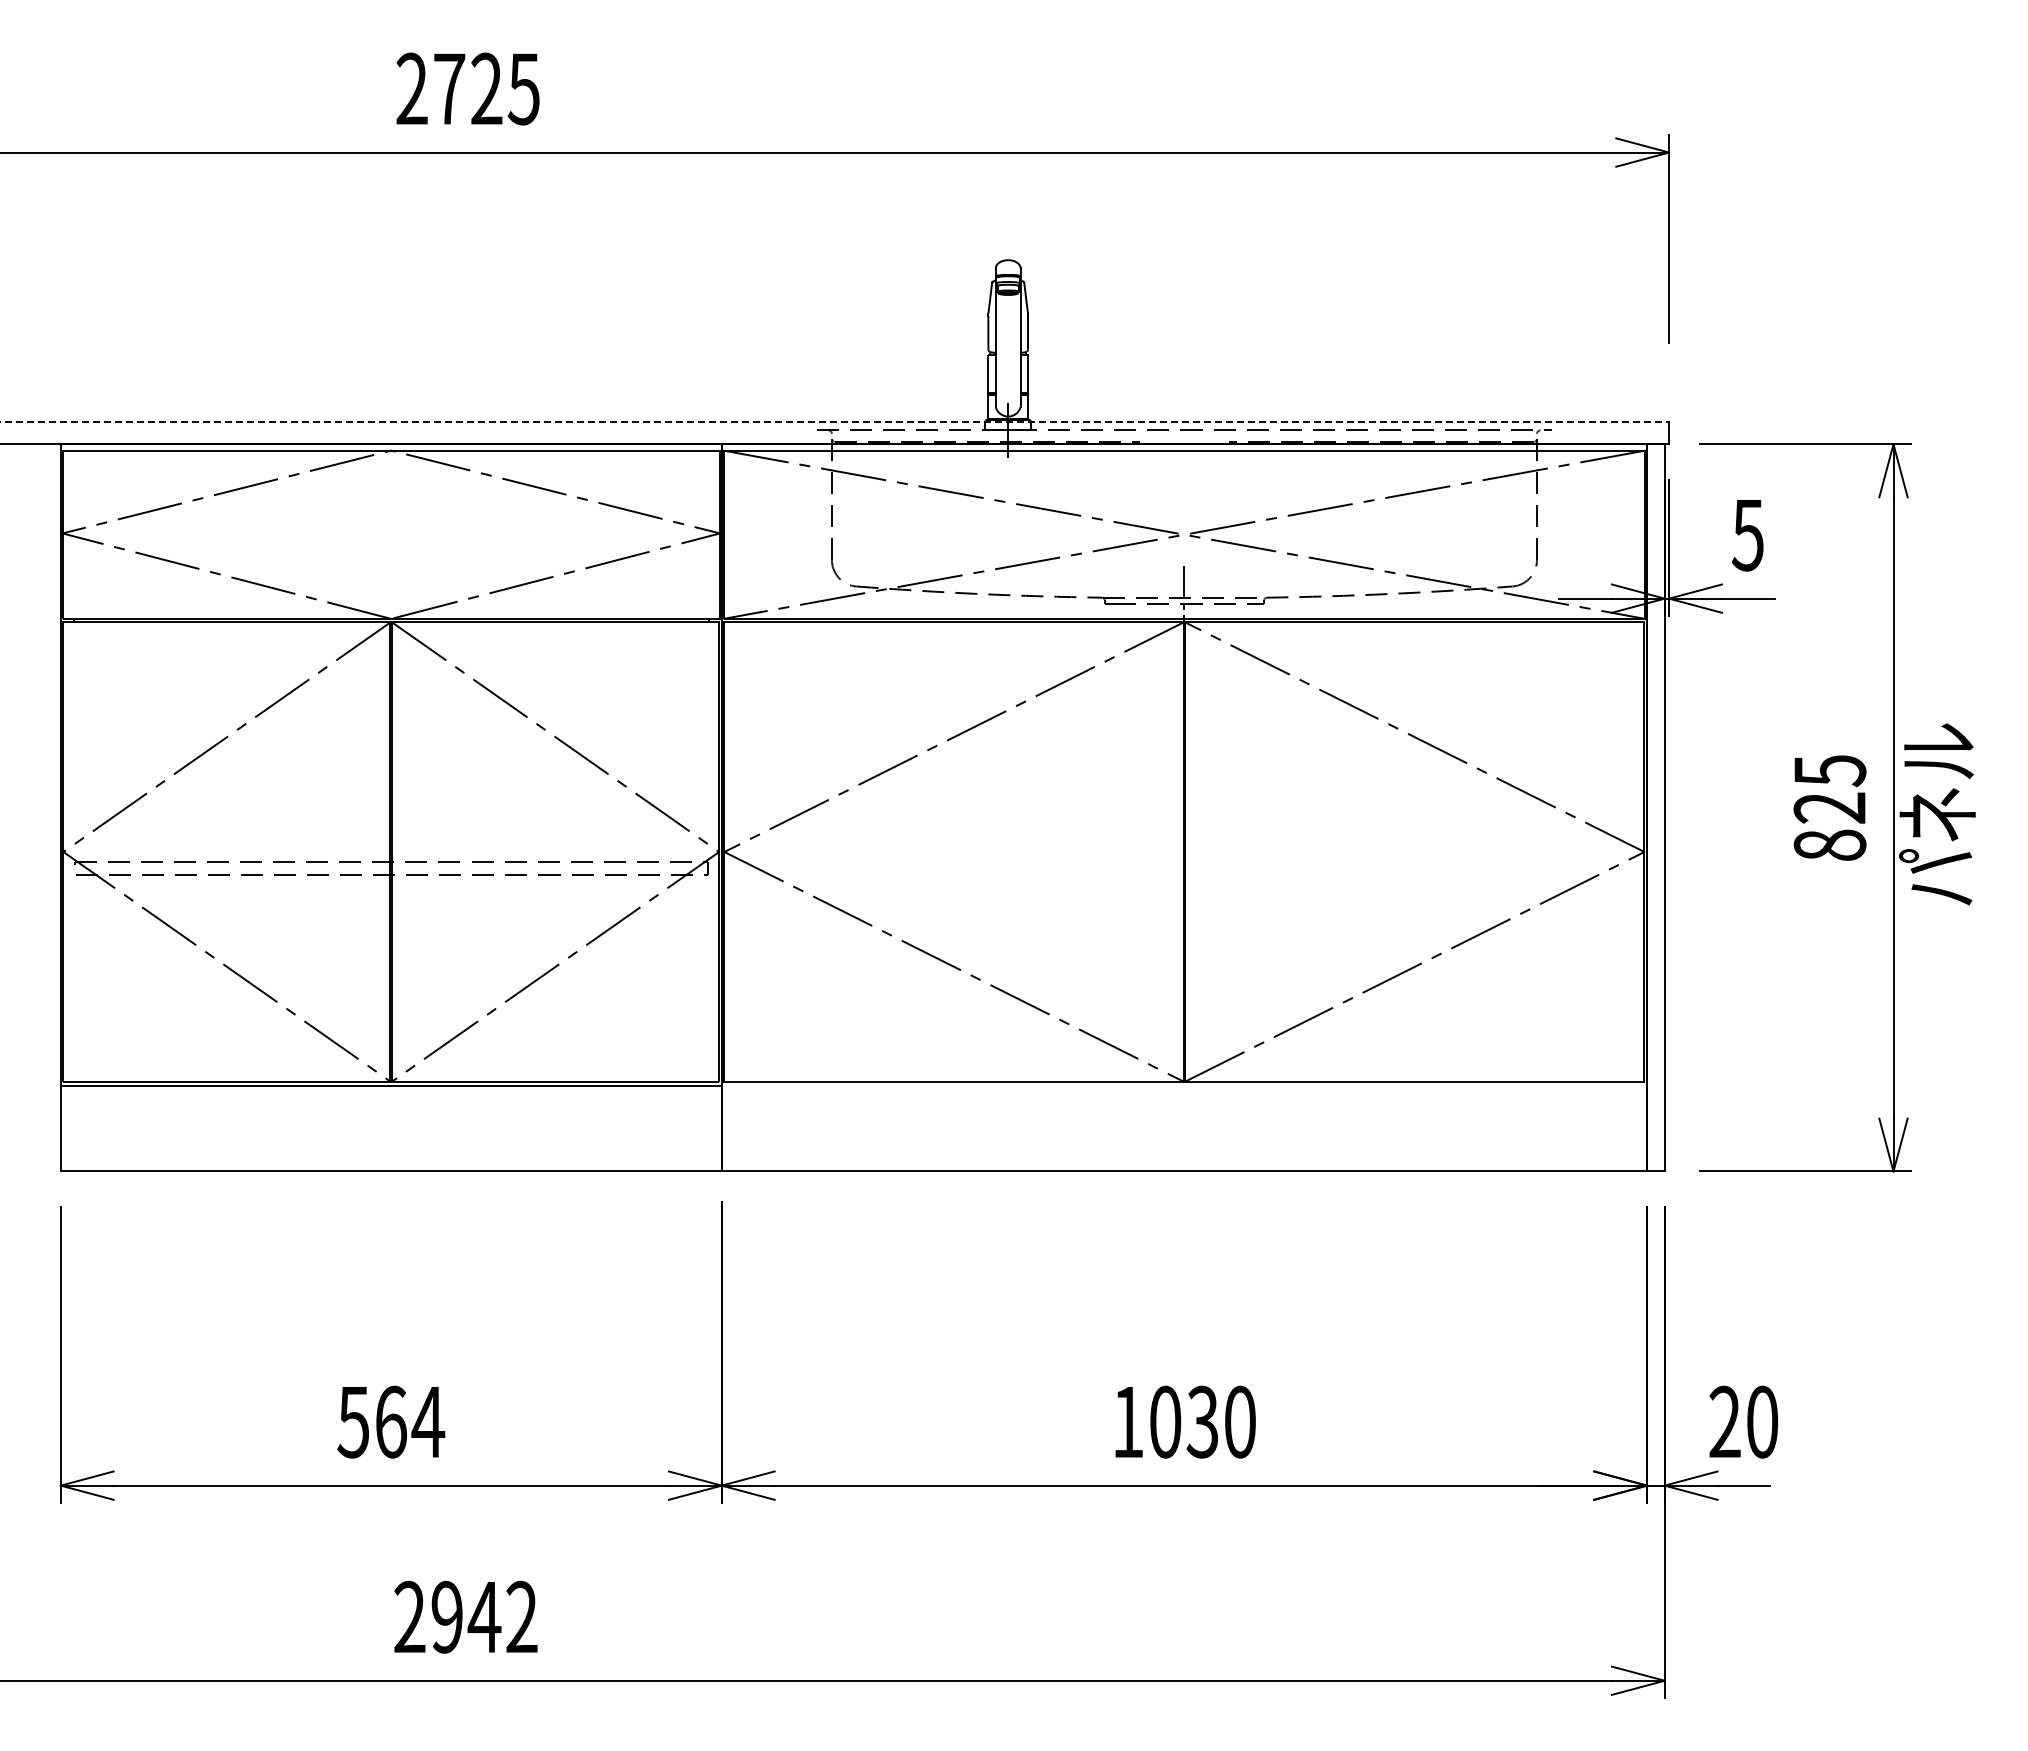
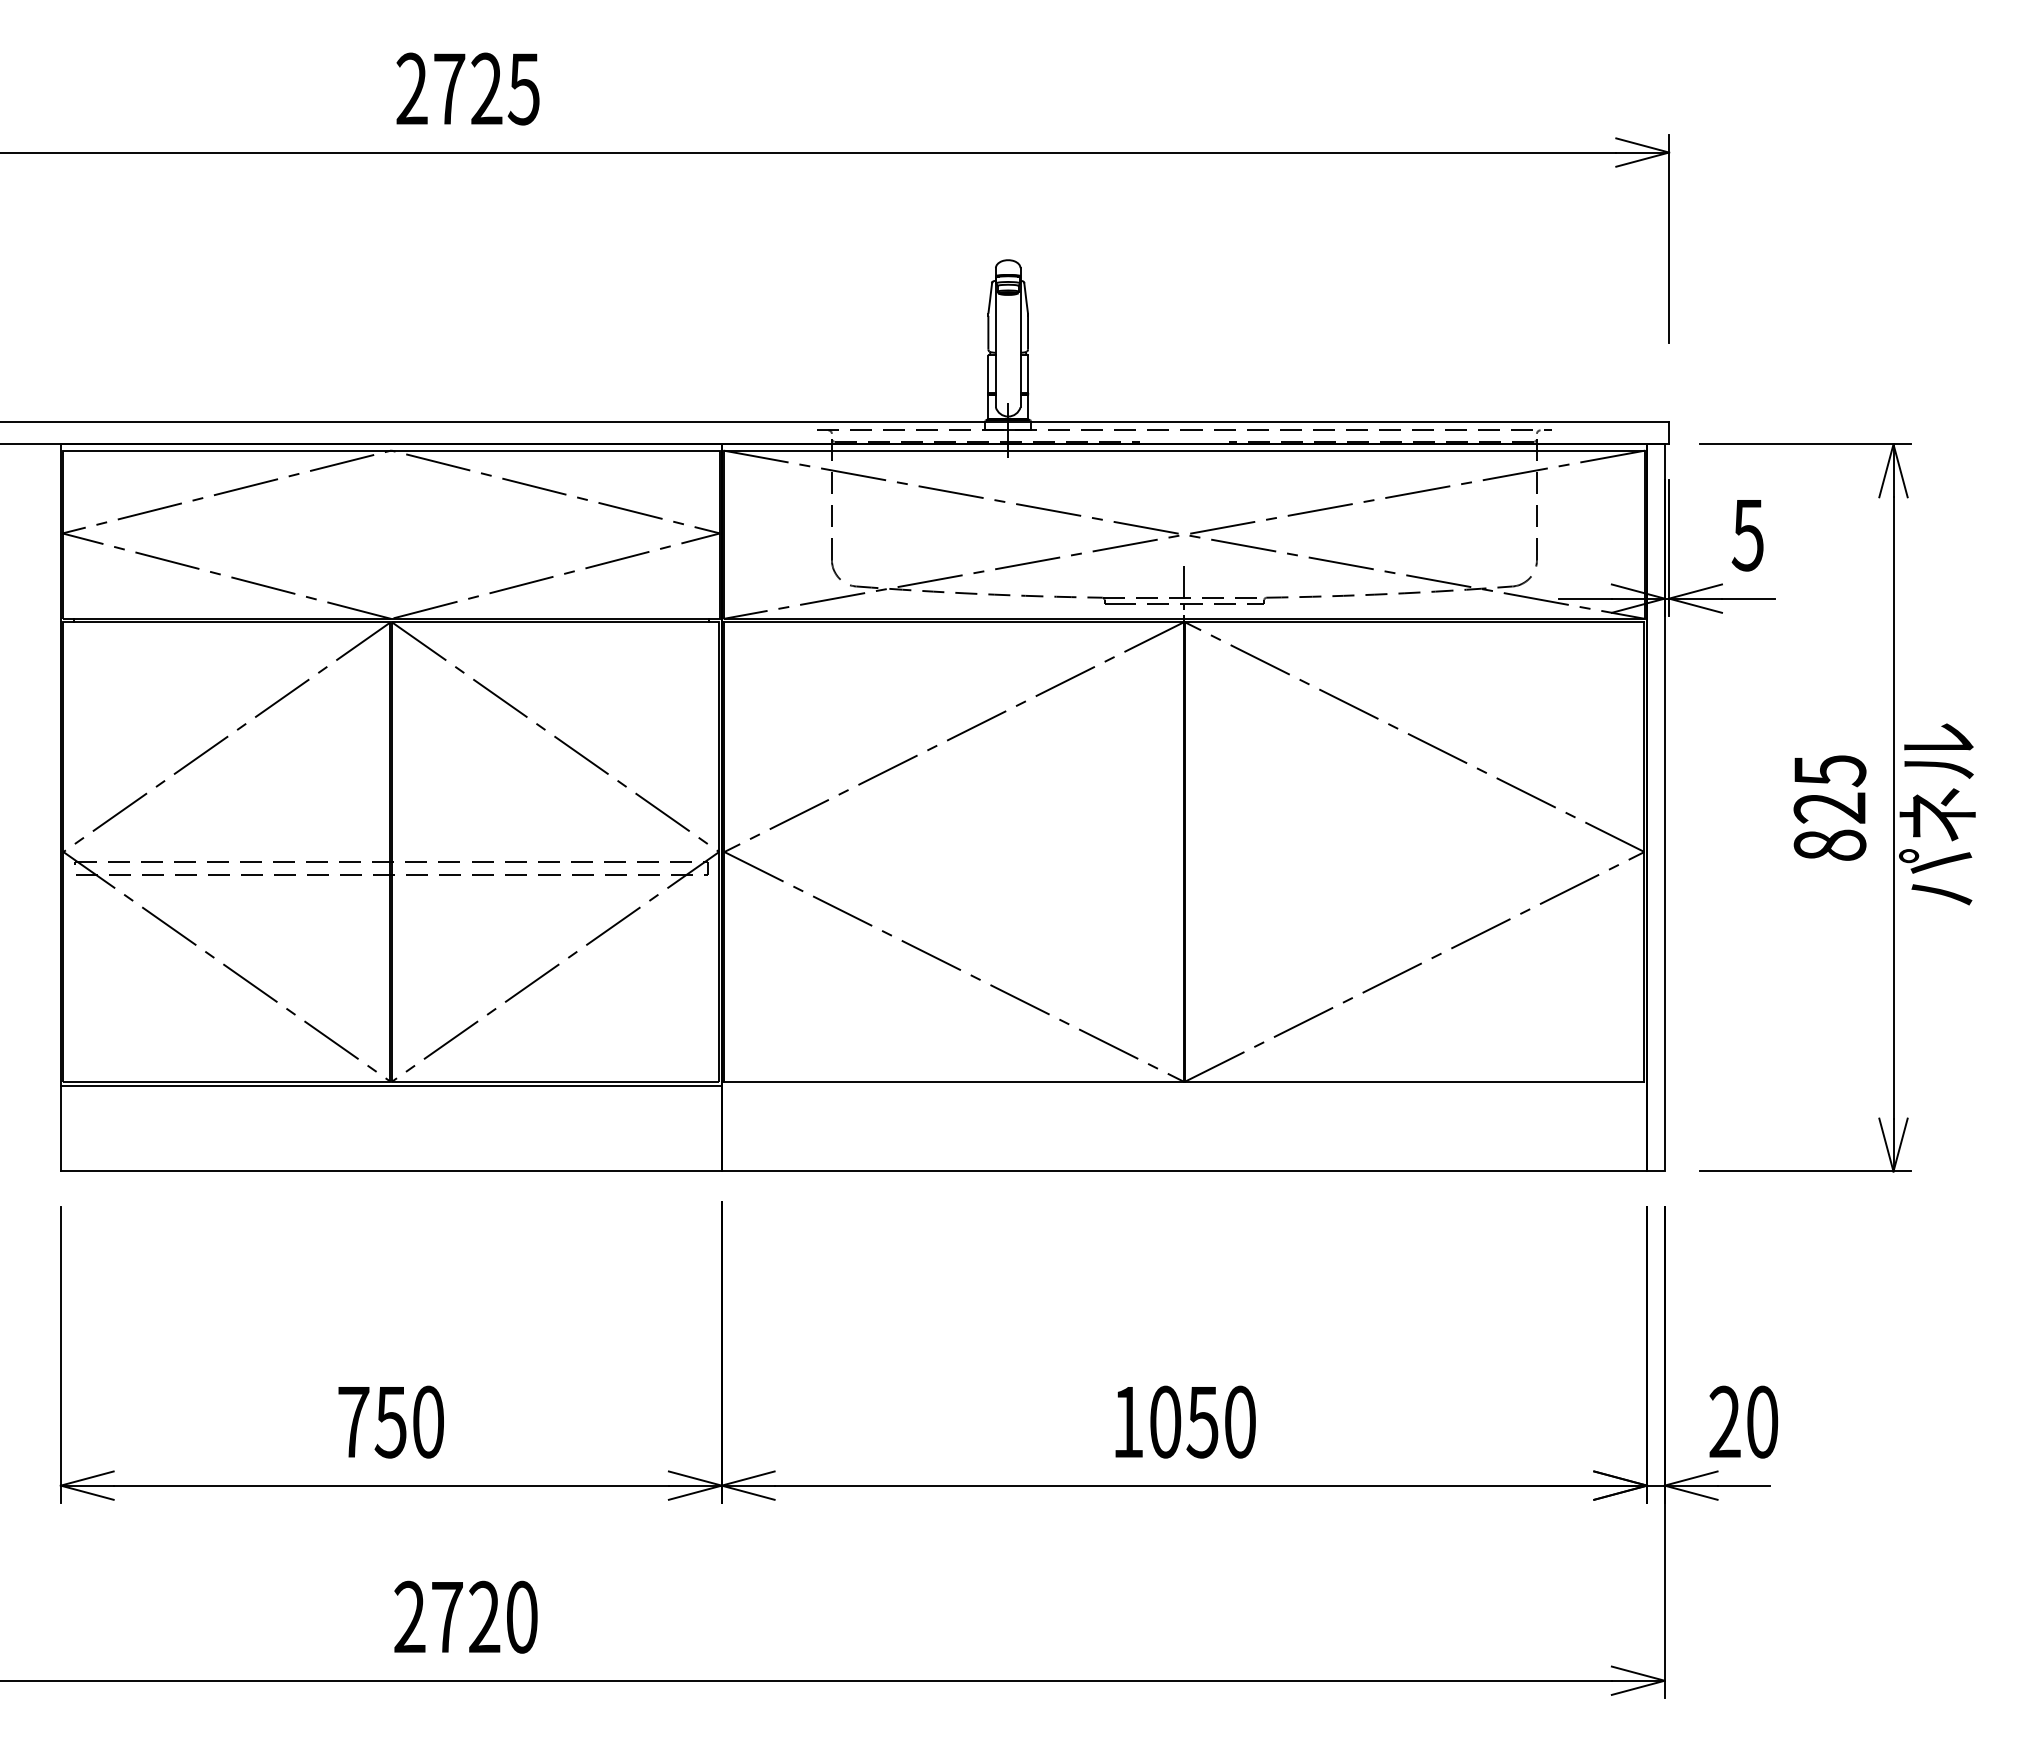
line: dashed -> solid (835, 422)
text: 564 -> 750 (391, 1421)
text: 1030 -> 1050 (1202, 1421)
text: 2942 -> 2720 (484, 1616)
